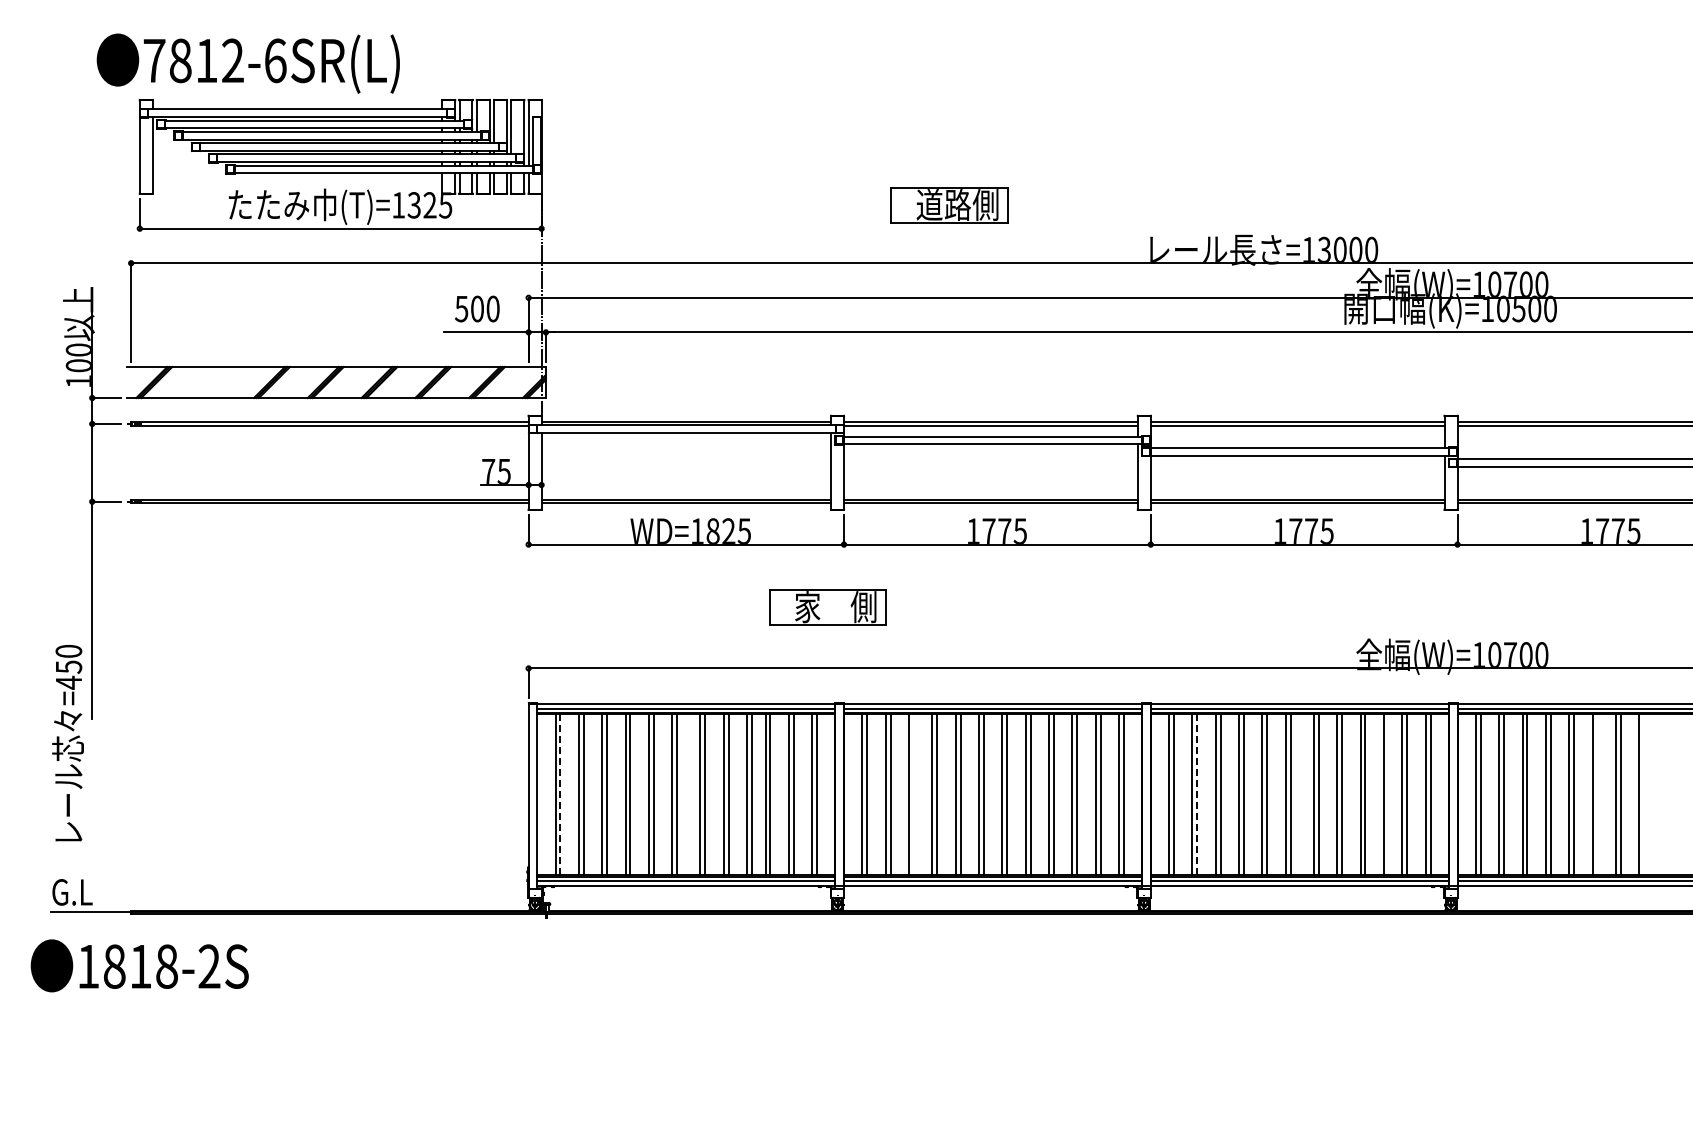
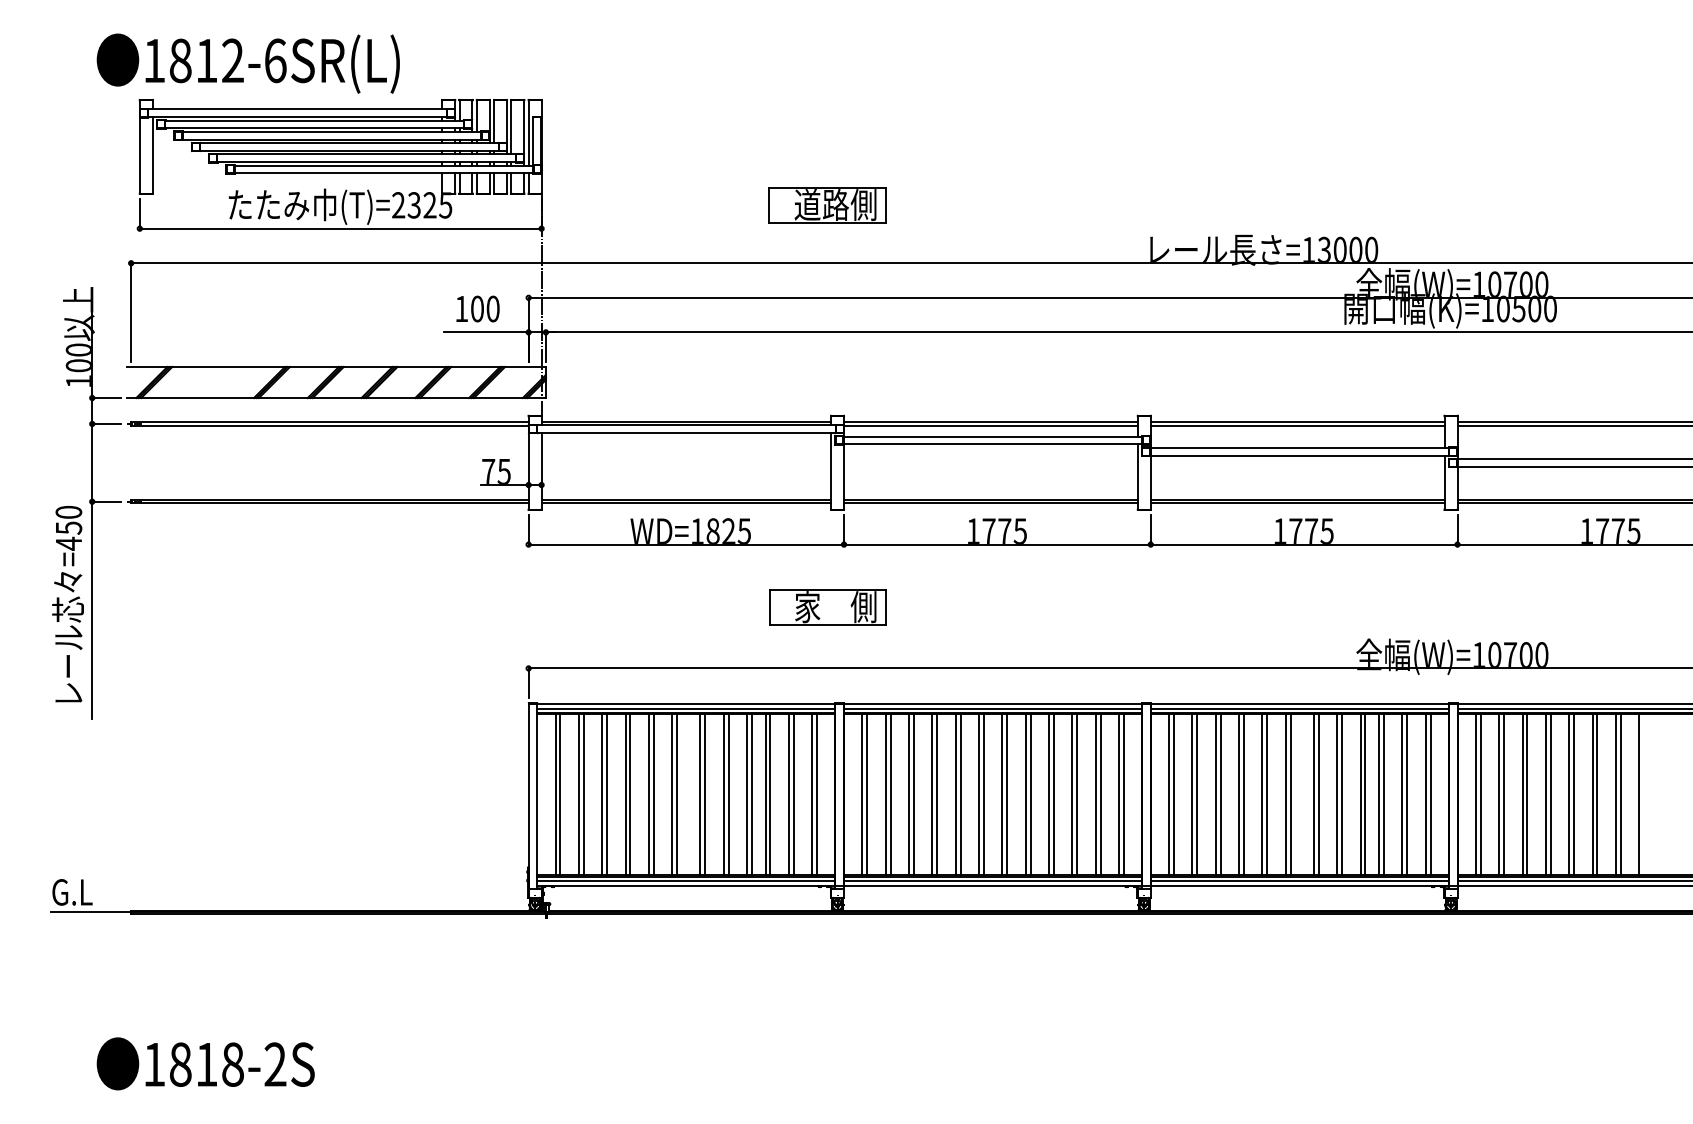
text: 7812-6SR(L) -> 1812-6SR(L) (154, 60)
text: (T)=1325 -> (T)=2325 (398, 205)
part position: (949, 205) -> (827, 205) (827, 205)
text: 500 -> 100 (461, 309)
text position: (67, 743) -> (67, 604) (67, 604)
line: dashed -> solid (560, 794)
line: none -> present (913, 794)
line: dashed -> solid (1197, 794)
line: none -> present (1379, 794)
line: none -> present (1597, 794)
text position: (139, 965) -> (205, 1063) (205, 1063)
